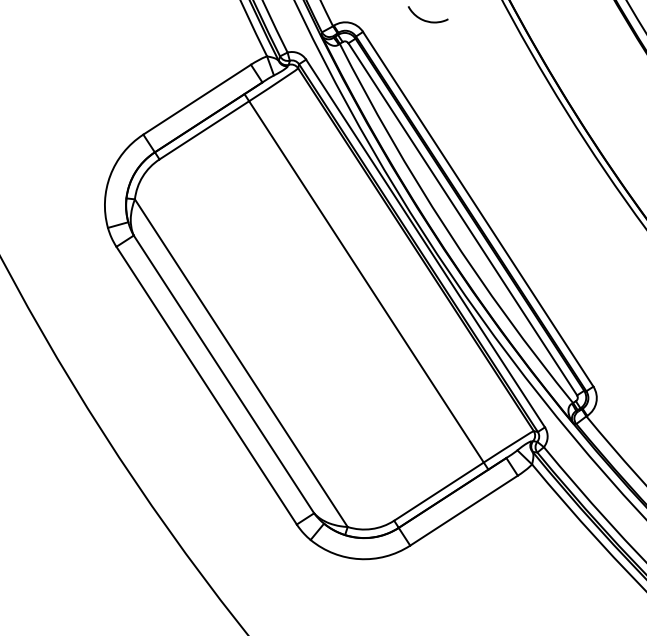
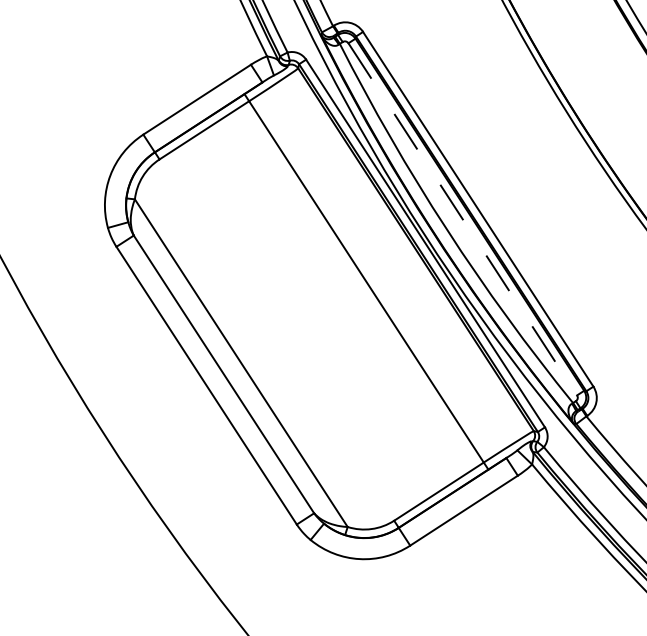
curve: present -> none (424, 19)
line: solid -> dashed (462, 219)
